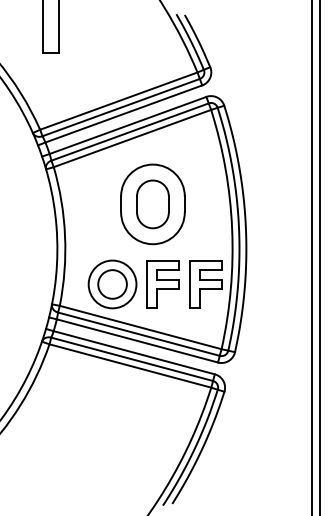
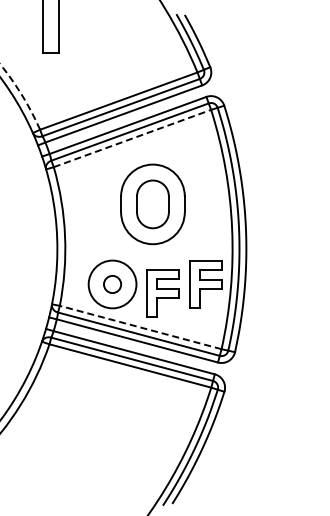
arc: solid -> dashed (22, 95)
line: solid -> dashed (132, 138)
line: present -> none (312, 257)
line: present -> none (320, 257)
circle diameter: 29 px -> 17 px (112, 284)
part position: (162, 284) -> (162, 293) (162, 293)
line: solid -> dashed (140, 327)
